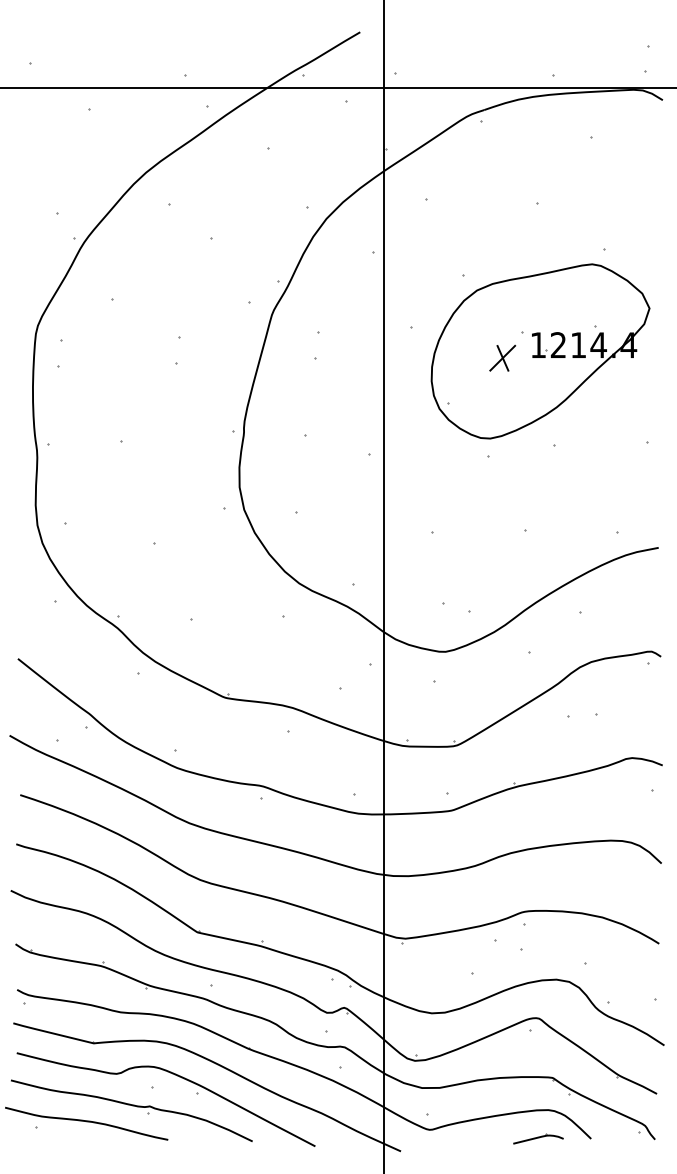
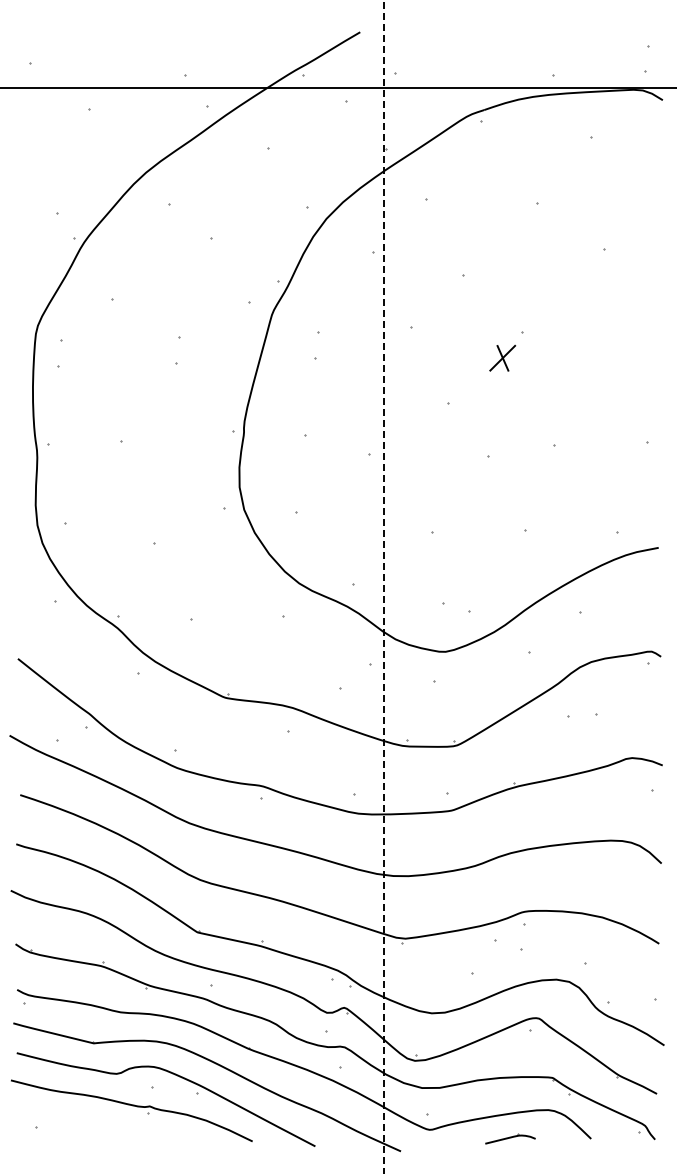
part: present -> none (540, 351)
line: solid -> dashed (383, 586)
curve: present -> none (86, 1122)
part position: (538, 1138) -> (510, 1138) (510, 1138)
